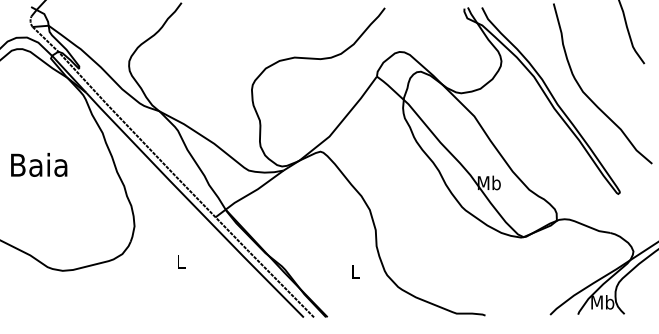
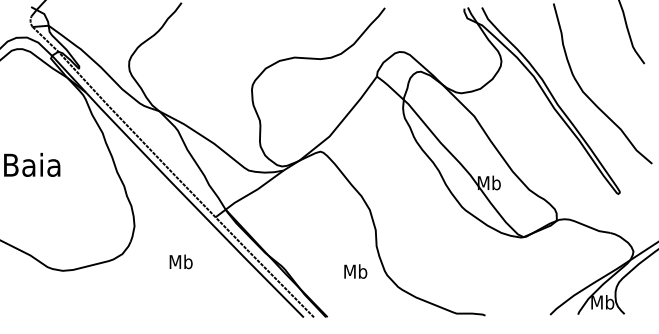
text position: (39, 164) -> (32, 164) (32, 164)
text: L -> Mb (180, 261)
text: L -> Mb (355, 271)
